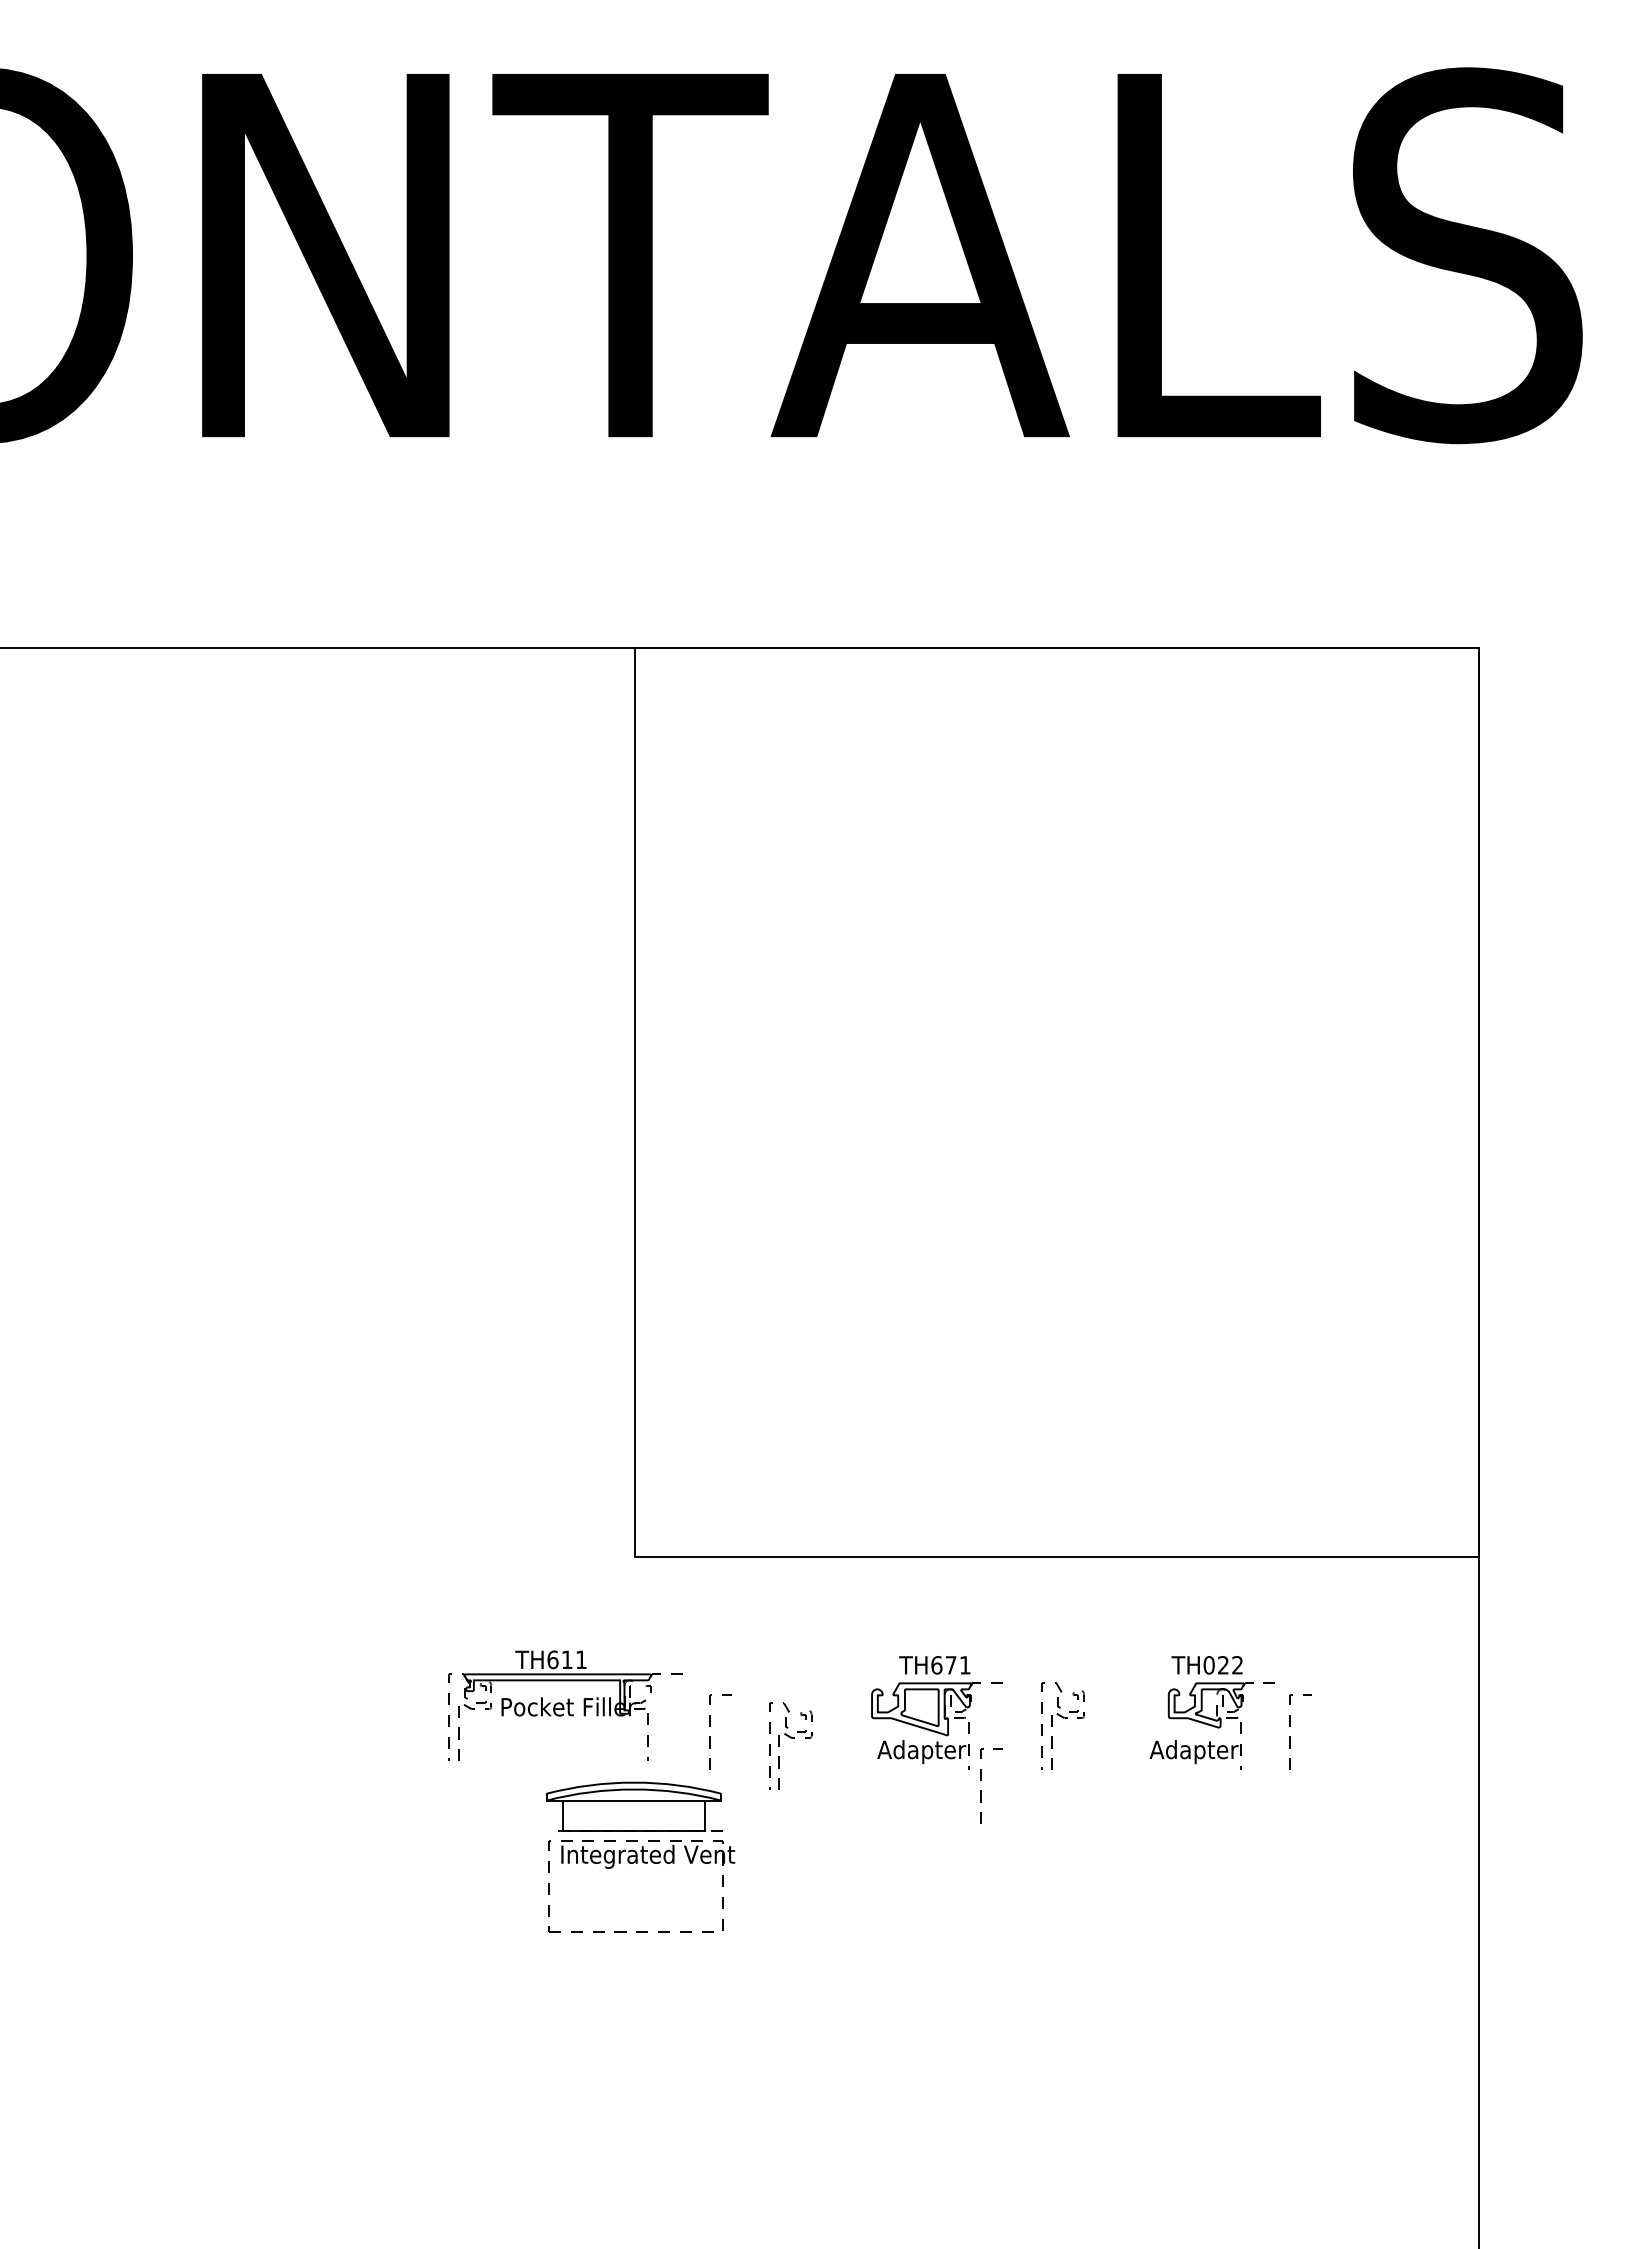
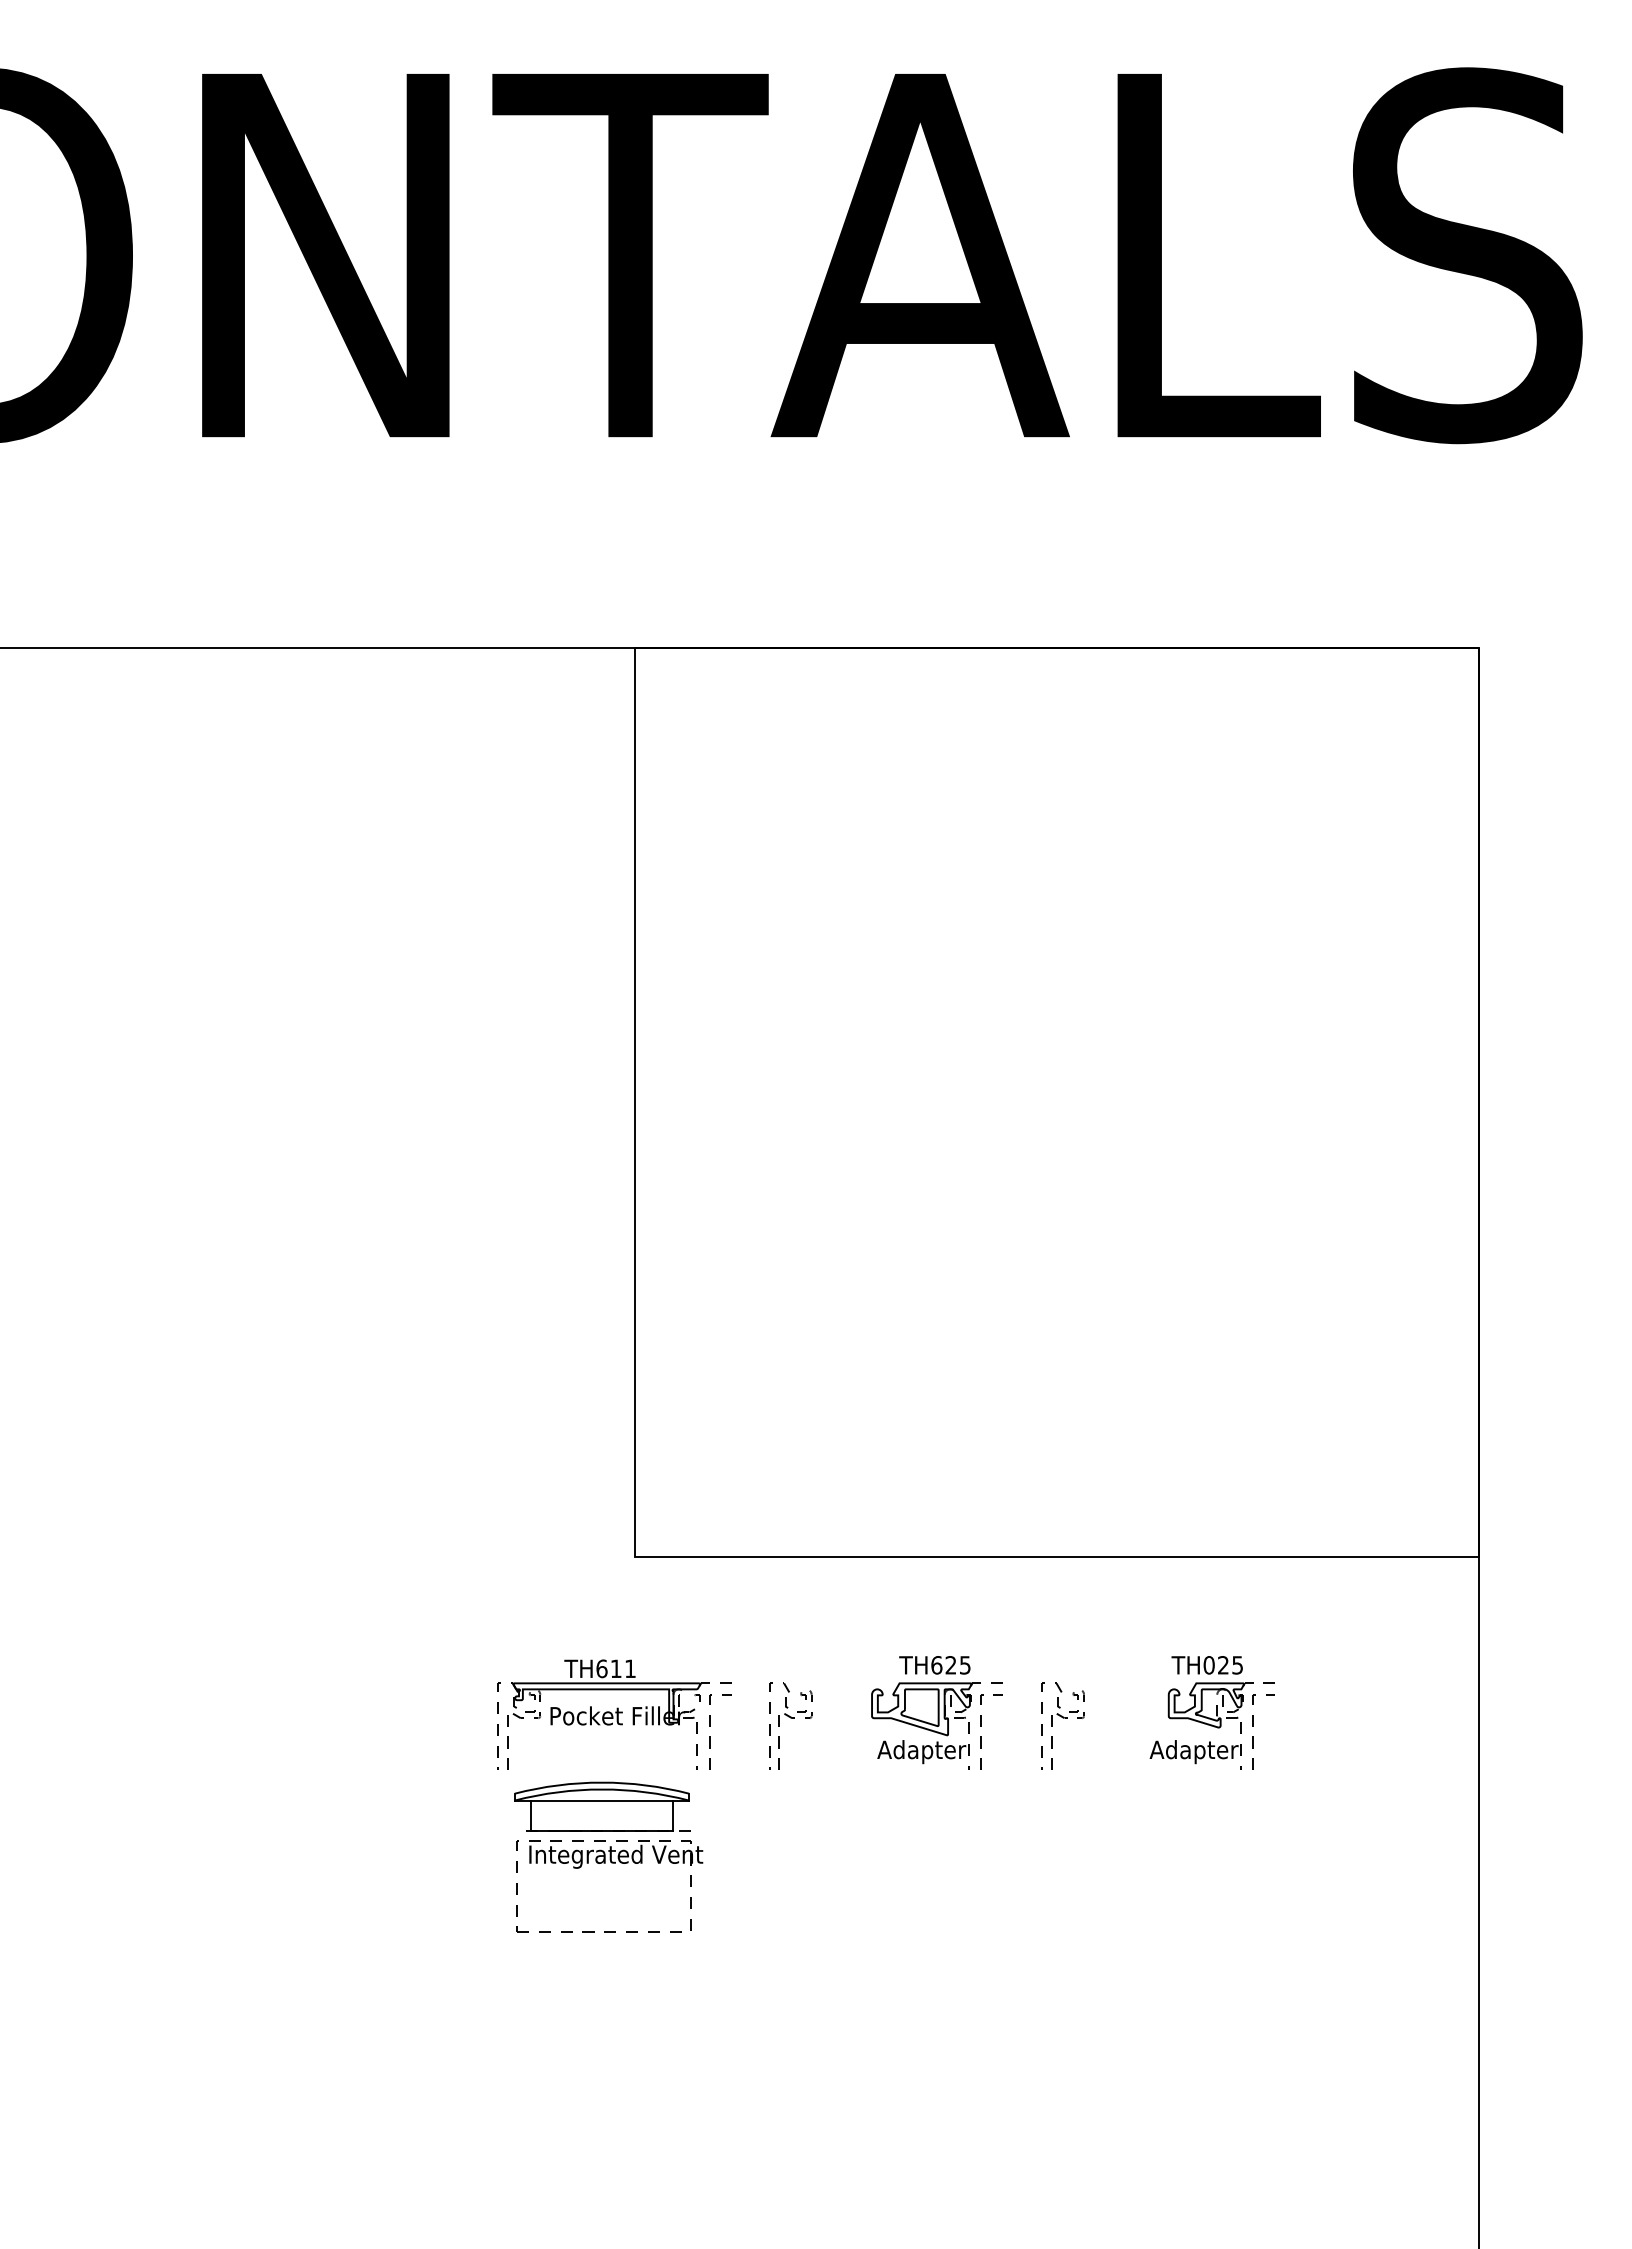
text: TH671 -> TH625 (957, 1665)
text: TH022 -> TH025 (1237, 1665)
part position: (565, 1705) -> (614, 1714) (614, 1714)
line position: (1290, 1726) -> (1253, 1726) (1253, 1726)
curve position: (790, 1738) -> (790, 1718) (790, 1718)
line position: (981, 1780) -> (981, 1726) (981, 1726)
part position: (640, 1856) -> (608, 1856) (608, 1856)
